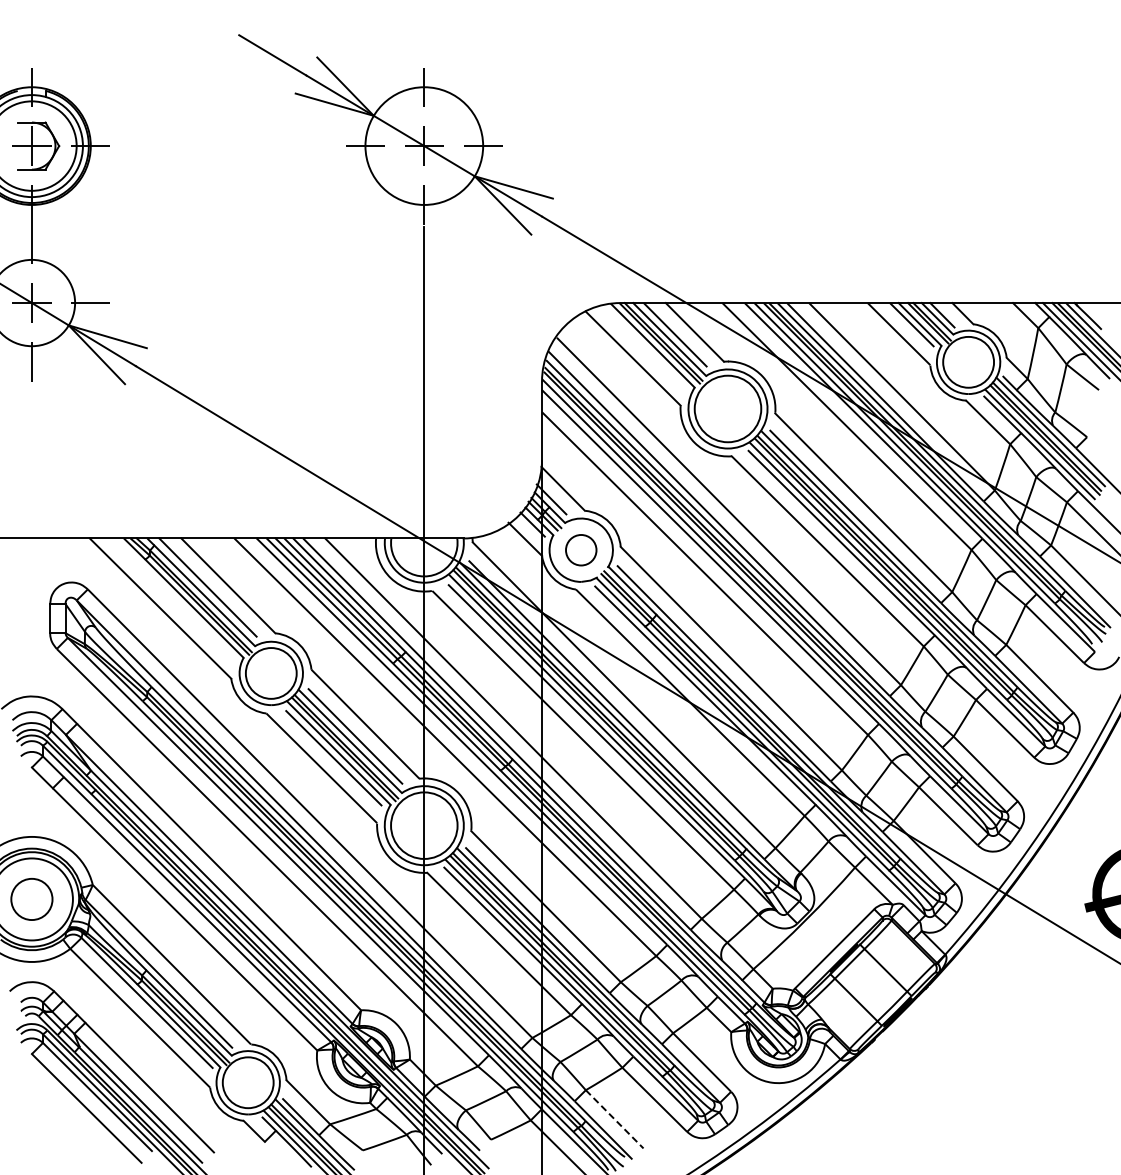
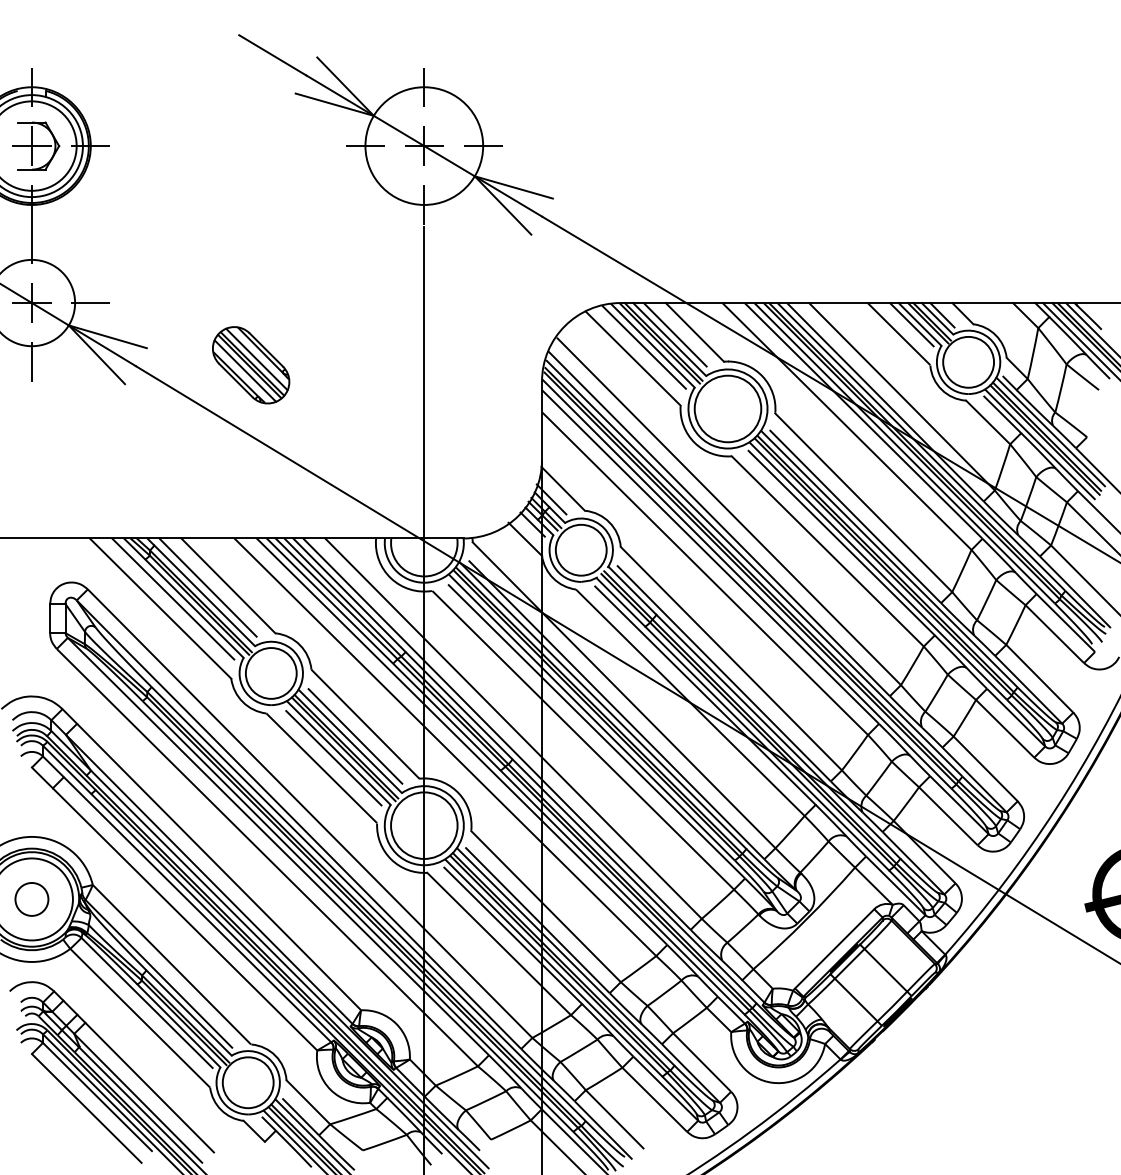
line: none -> present (643, 347)
part: none -> present (251, 365)
circle diameter: 31 px -> 51 px (580, 549)
line: none -> present (173, 598)
circle size: 44x43 px -> 36x35 px (31, 899)
line: dashed -> solid (614, 1119)
